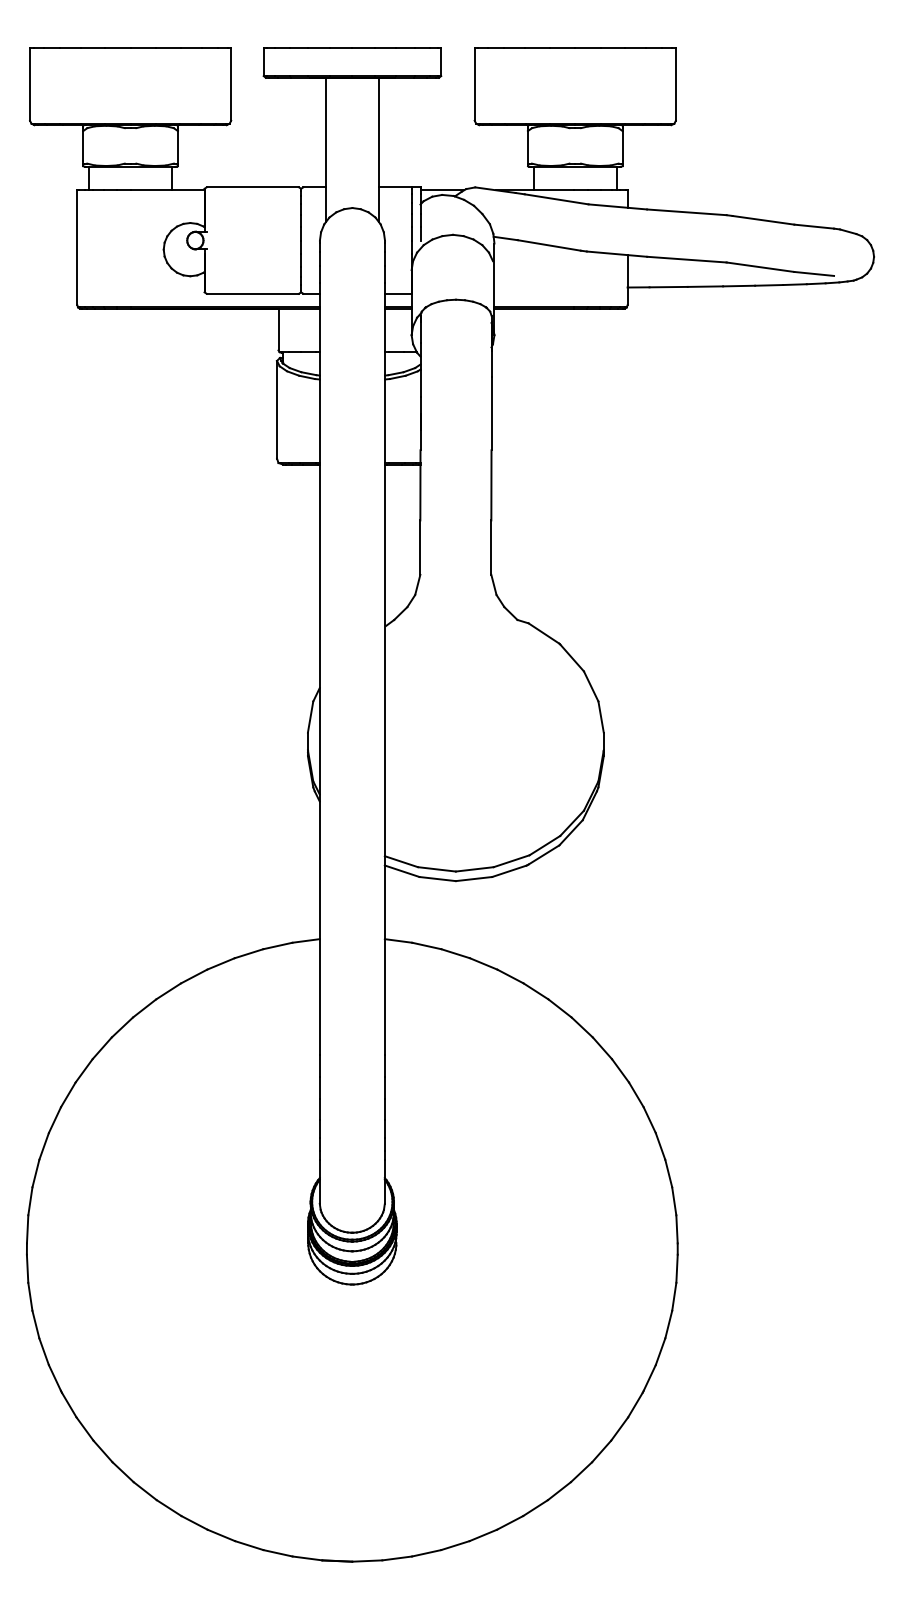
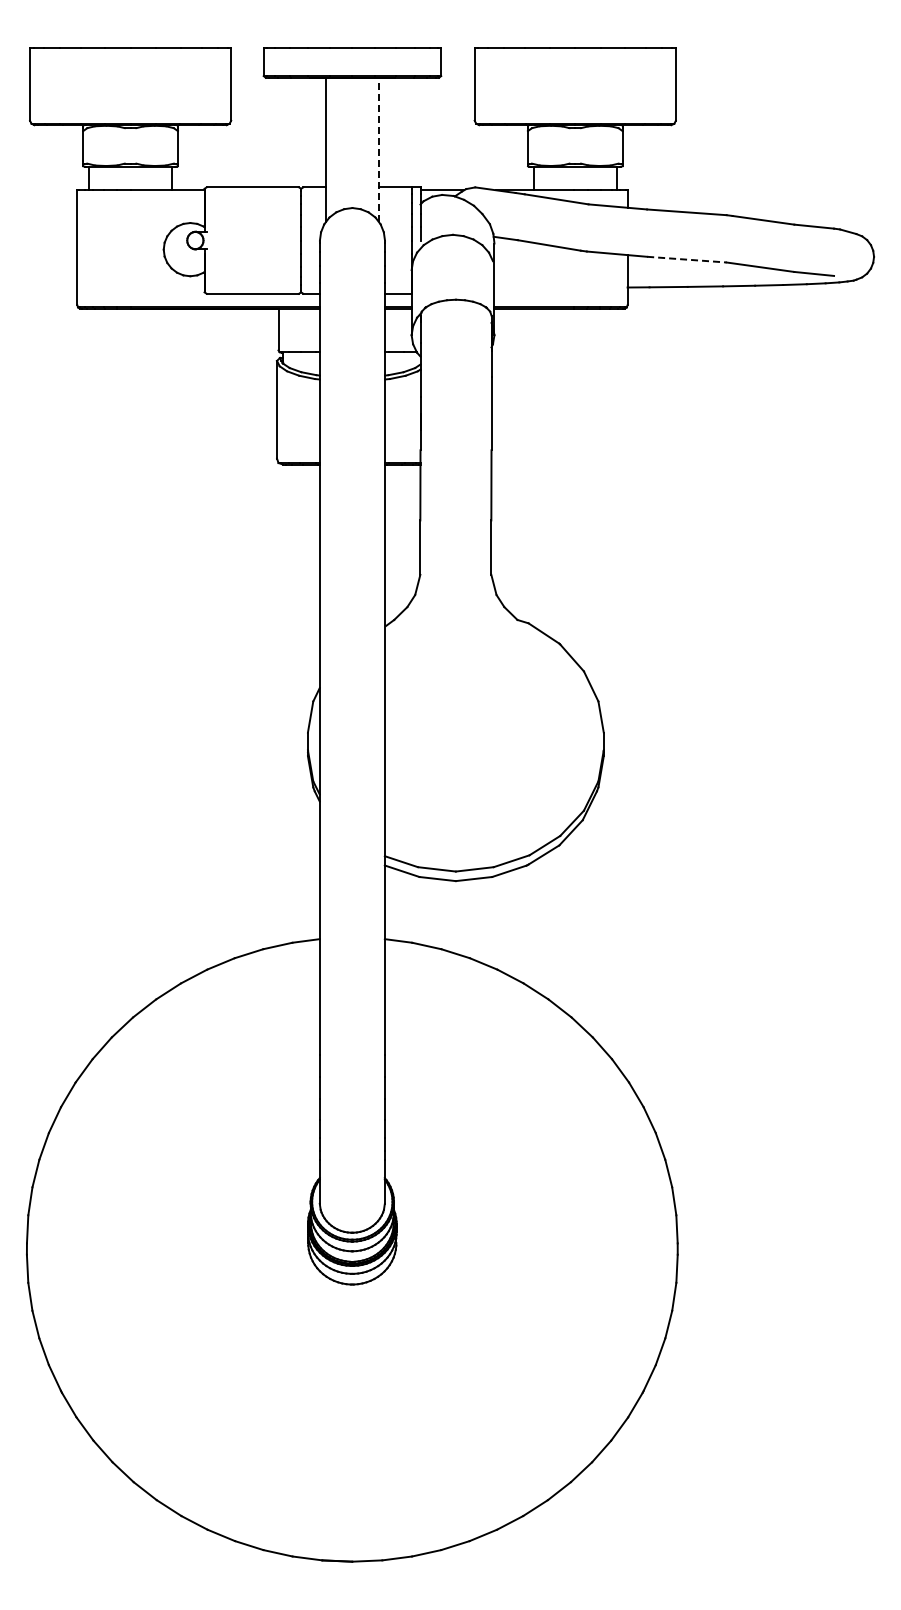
line: solid -> dashed (379, 149)
line: solid -> dashed (686, 259)
